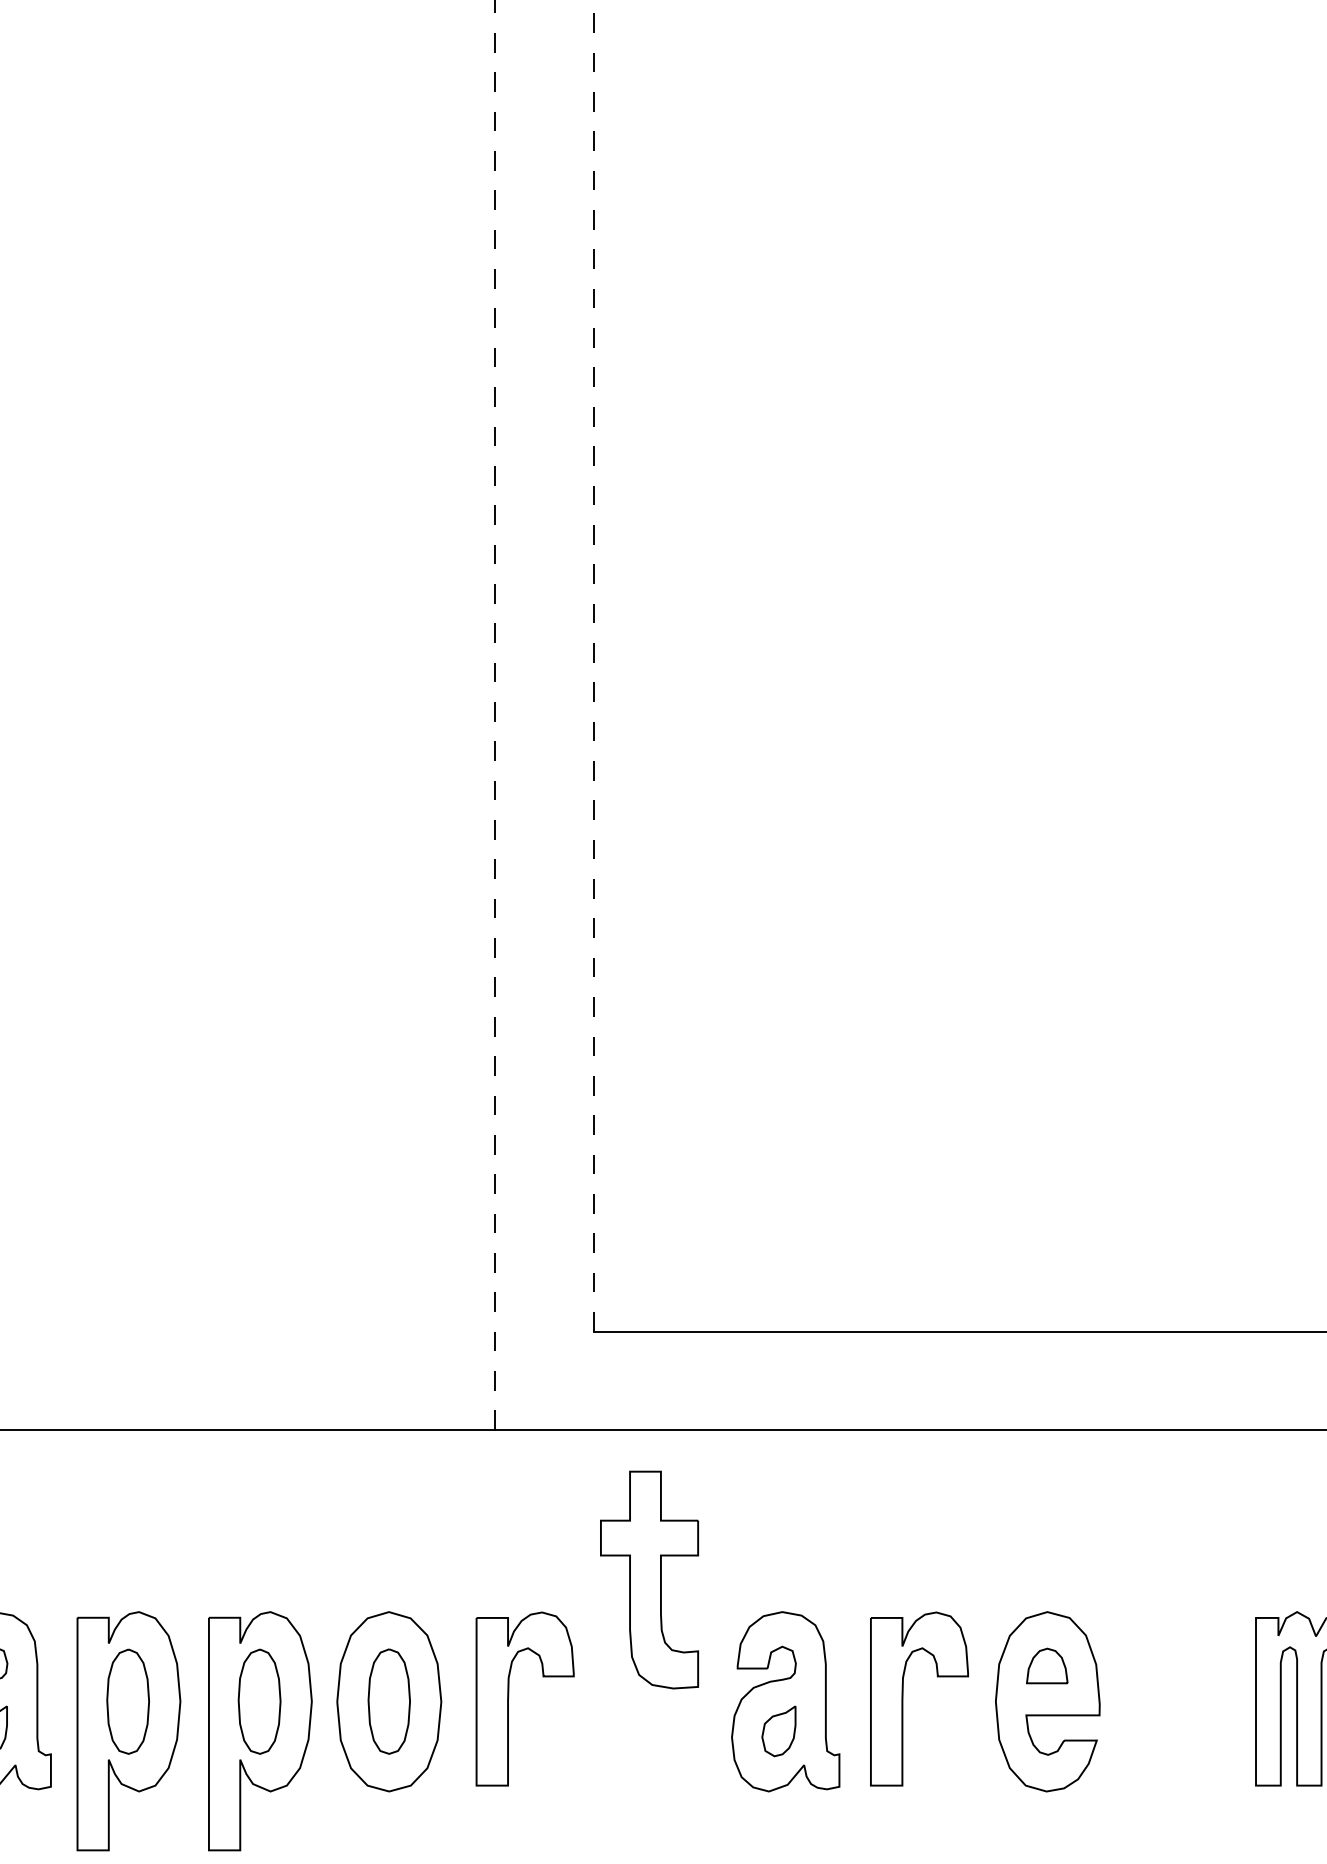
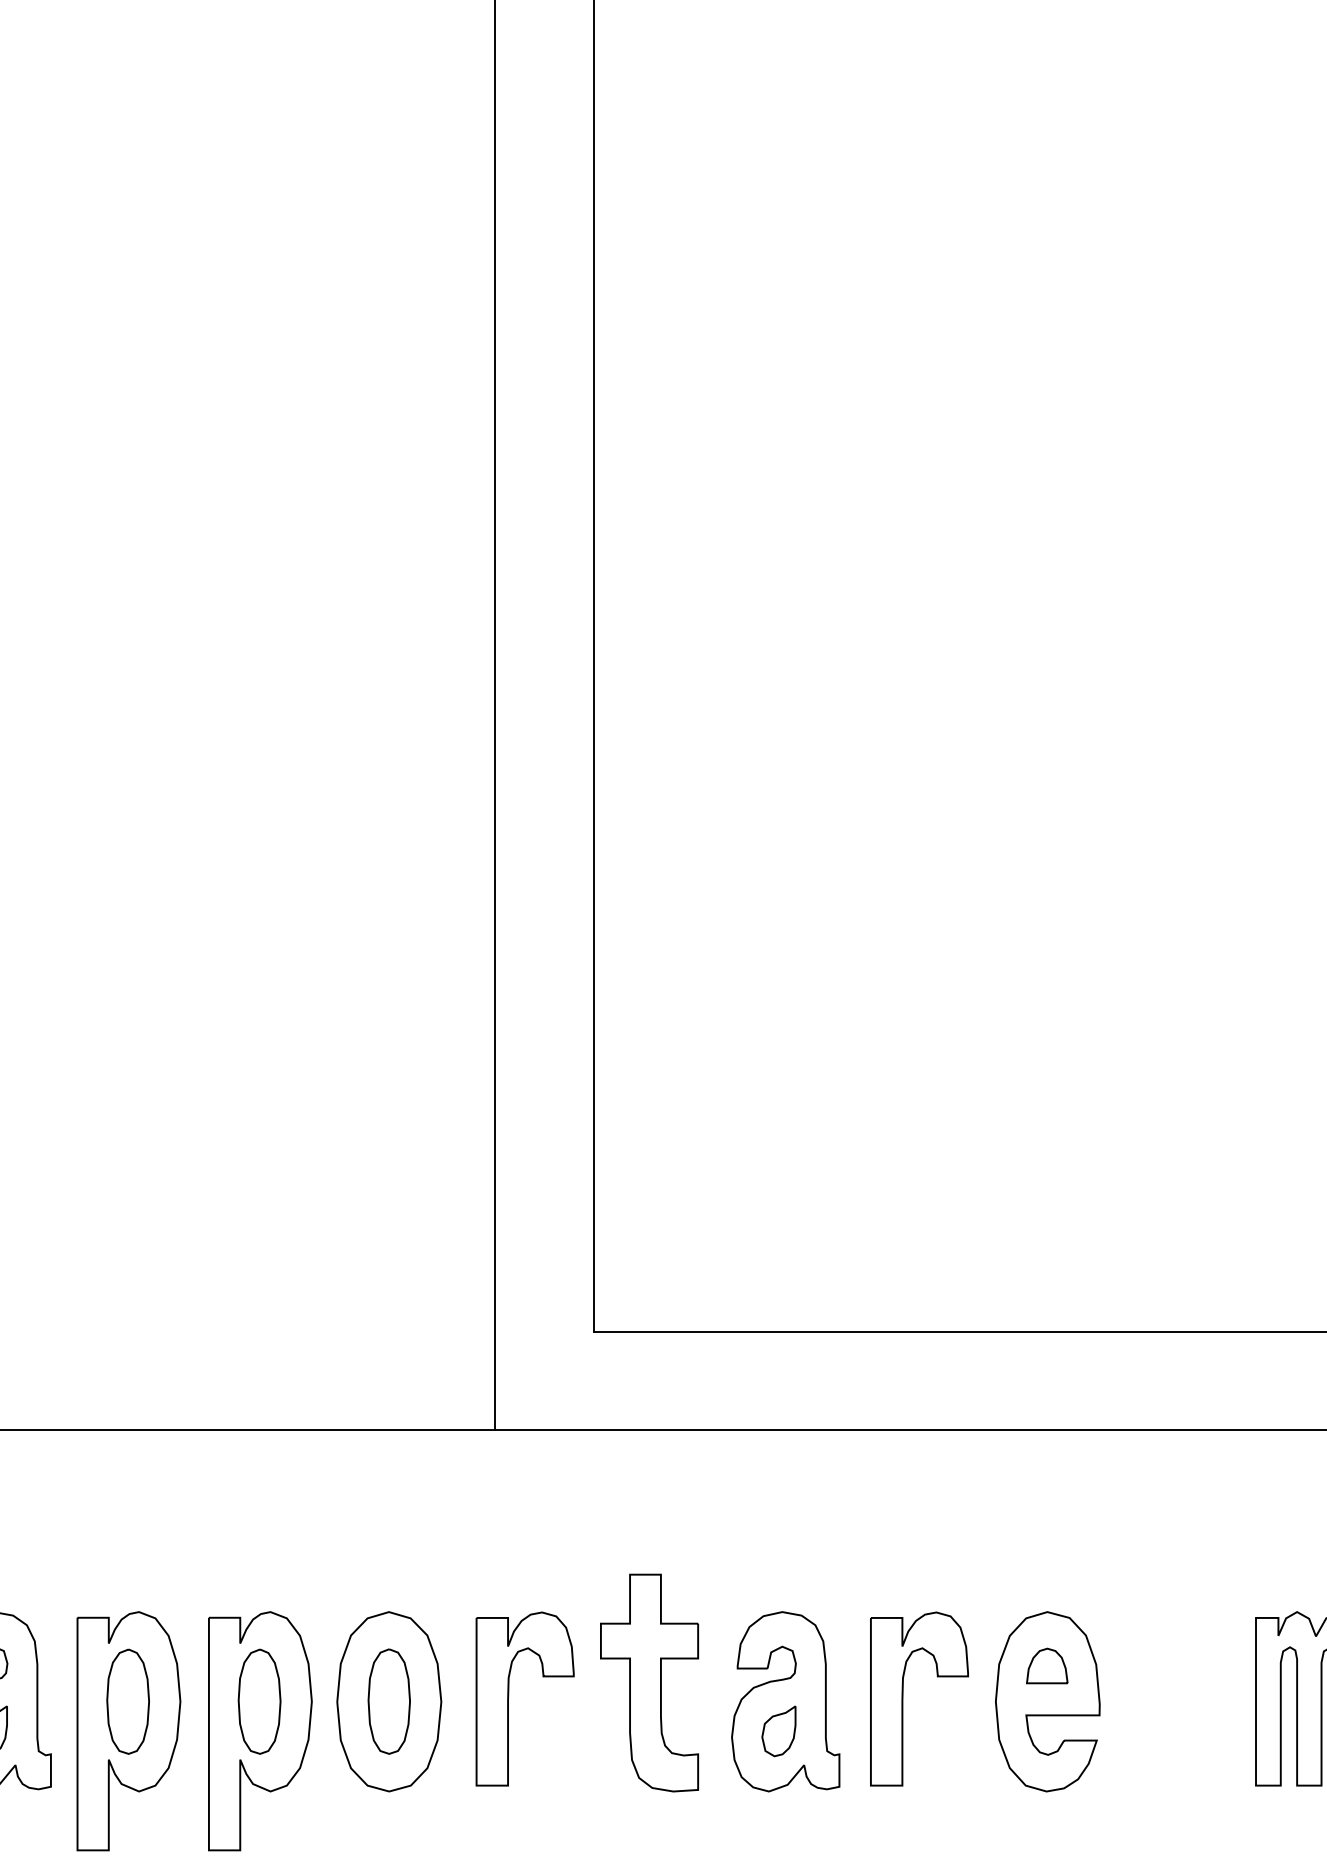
line: dashed -> solid (593, 665)
line: dashed -> solid (495, 715)
part position: (649, 1579) -> (649, 1682) (649, 1682)
